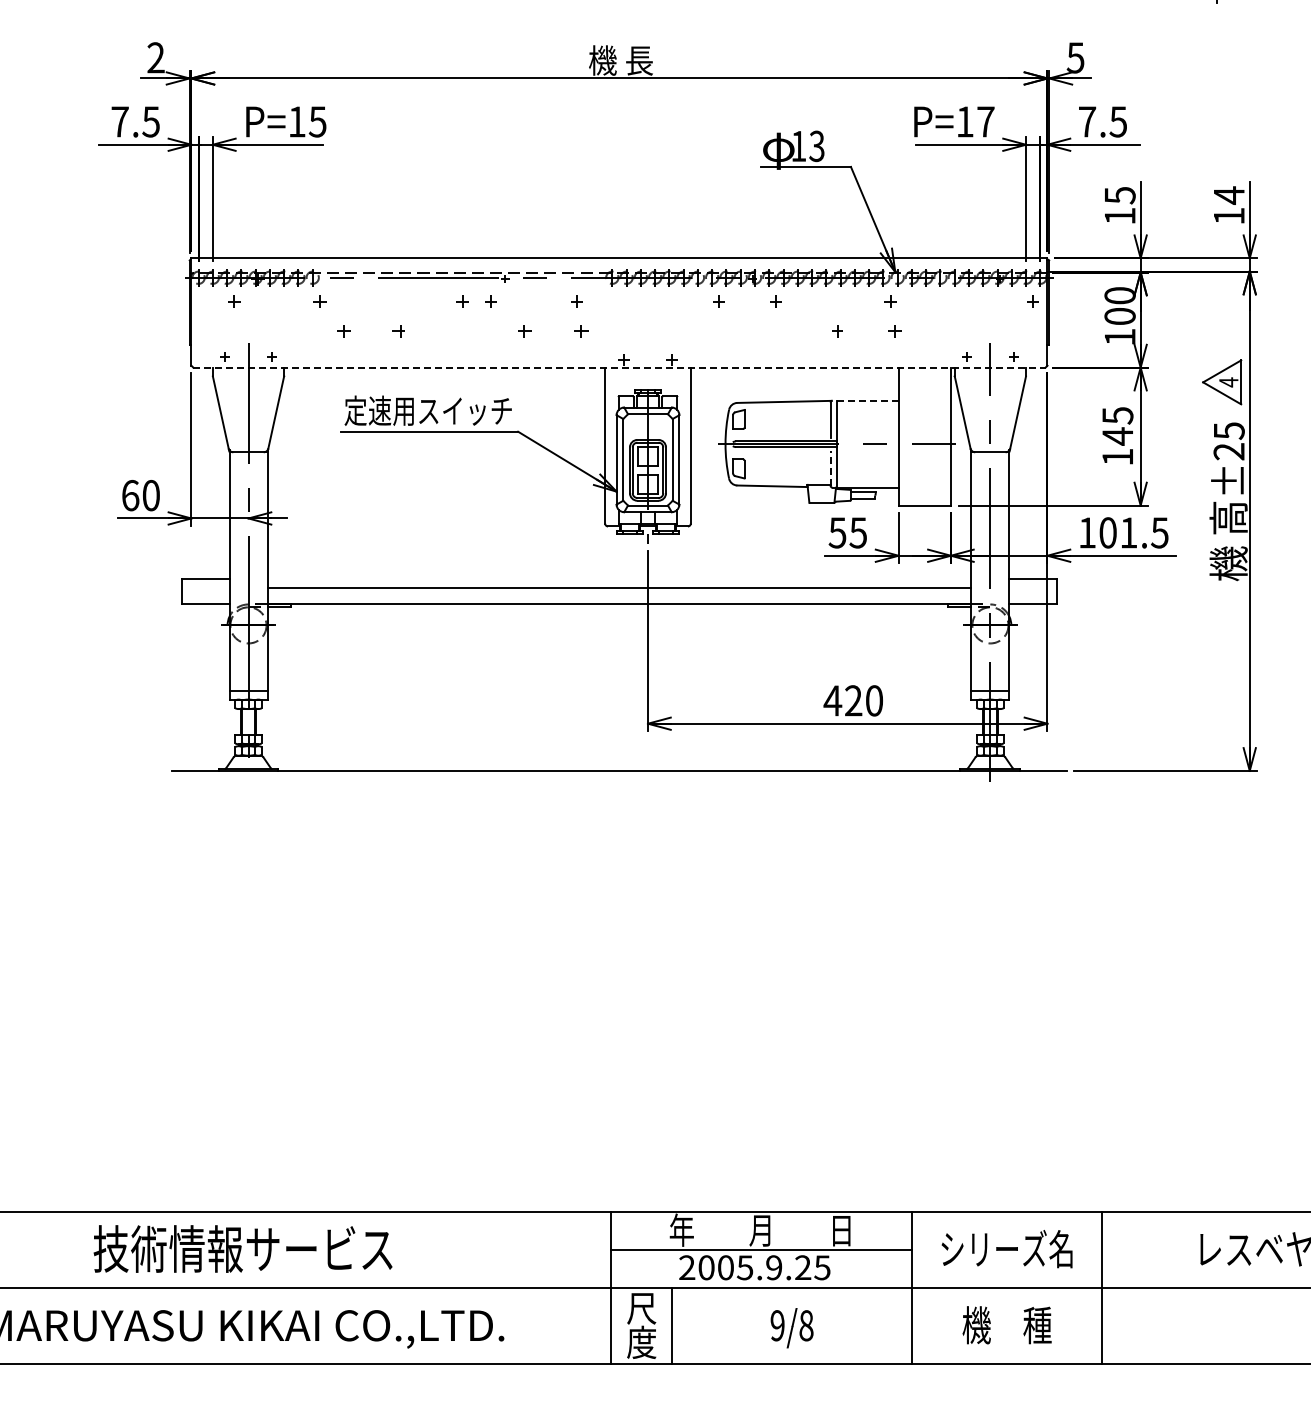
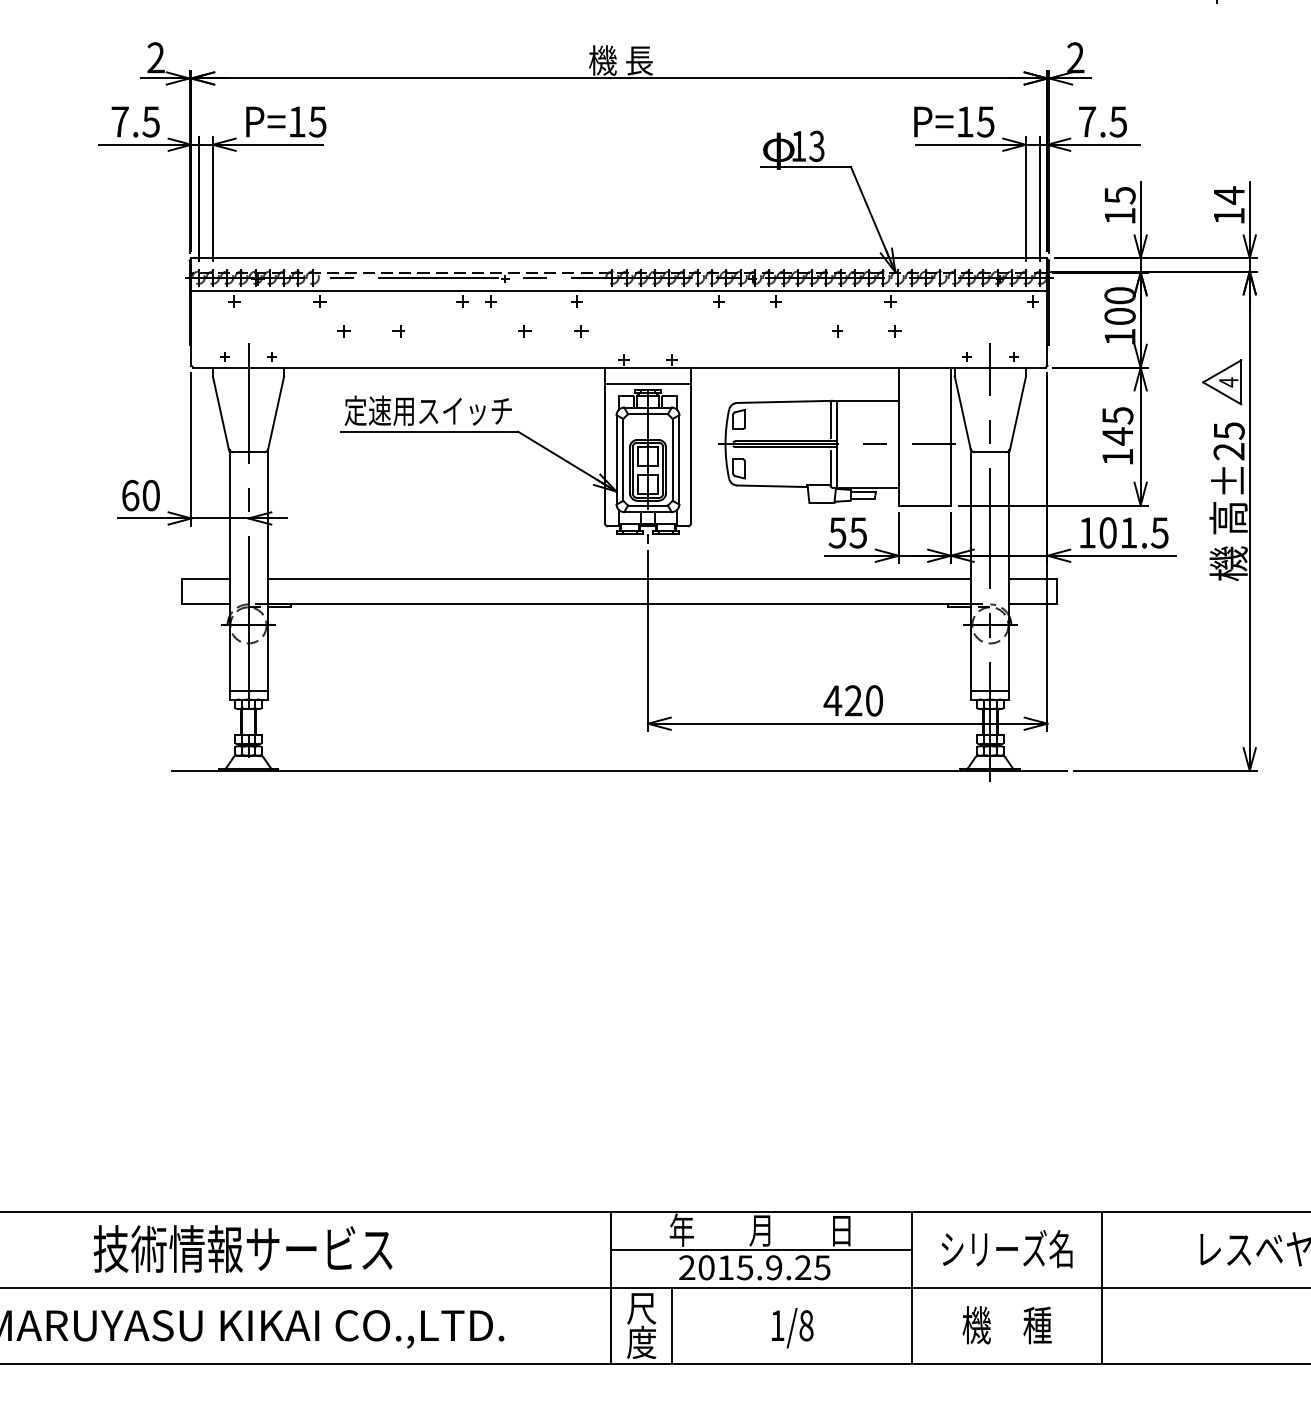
text: 5 -> 2 (1075, 57)
text: P=17 -> P=15 (985, 121)
line: none -> present (619, 290)
line: dashed -> solid (619, 367)
line: none -> present (647, 383)
line: dashed -> solid (865, 400)
line: dashed -> solid (830, 467)
line position: (619, 587) -> (619, 578) (619, 578)
text: 2005.9.25 -> 2015.9.25 (725, 1267)
text: 9/8 -> 1/8 (777, 1325)
